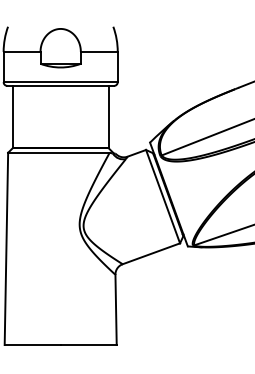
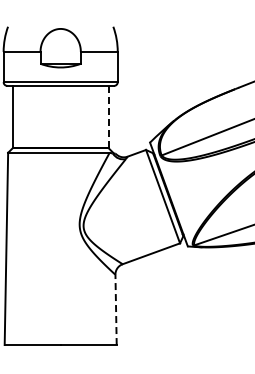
line: solid -> dashed (108, 116)
line: solid -> dashed (116, 309)
